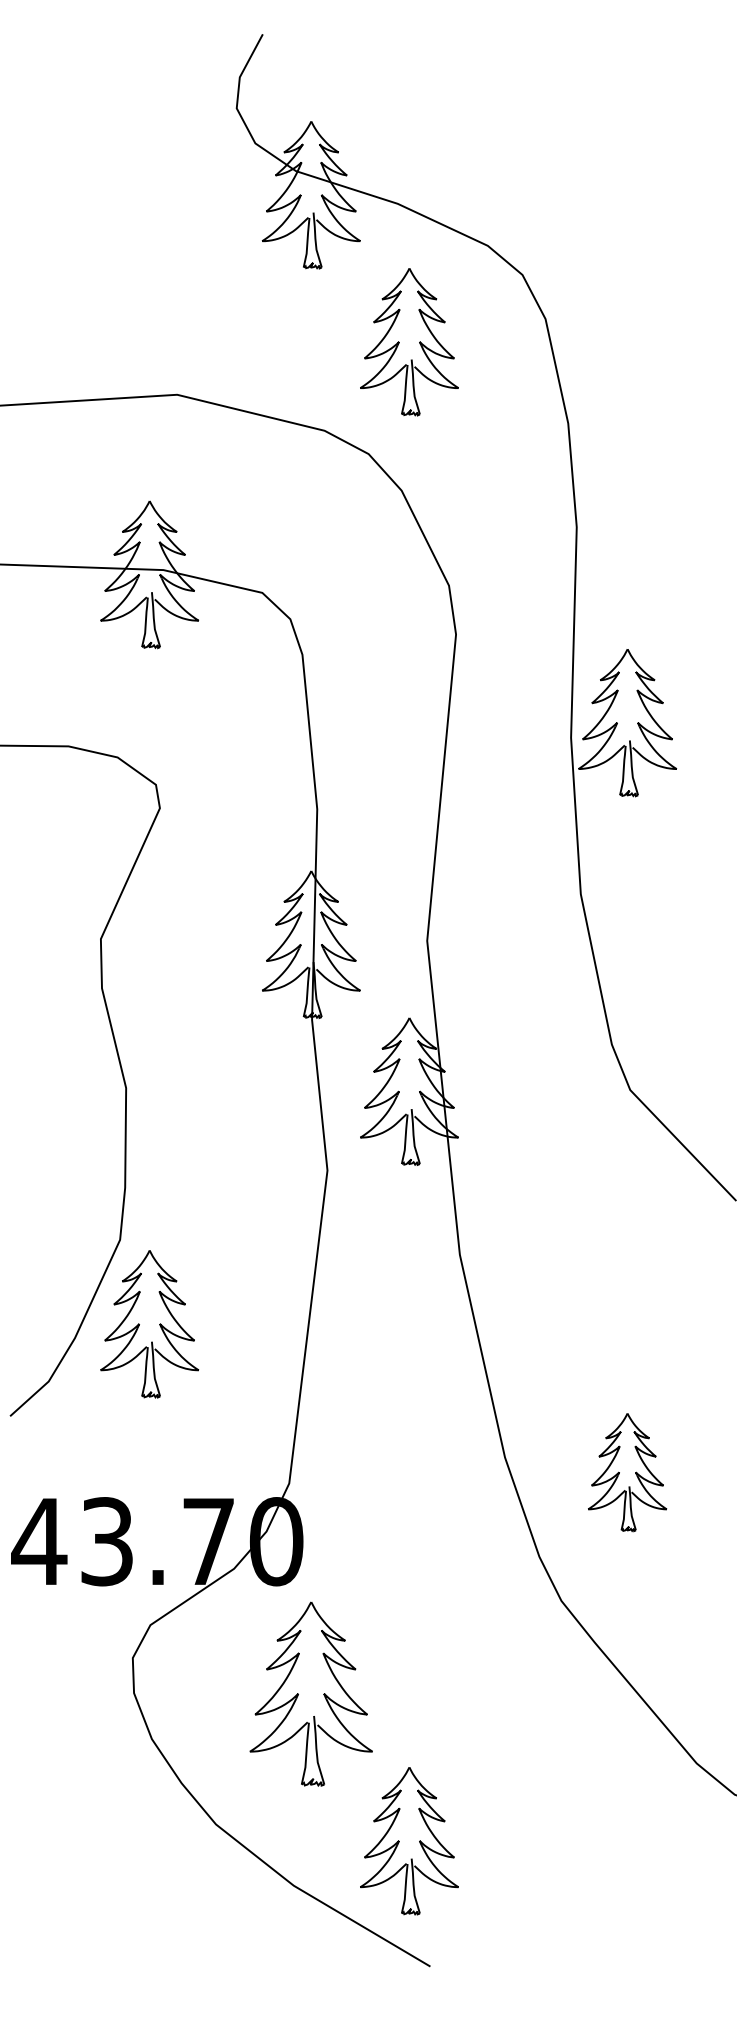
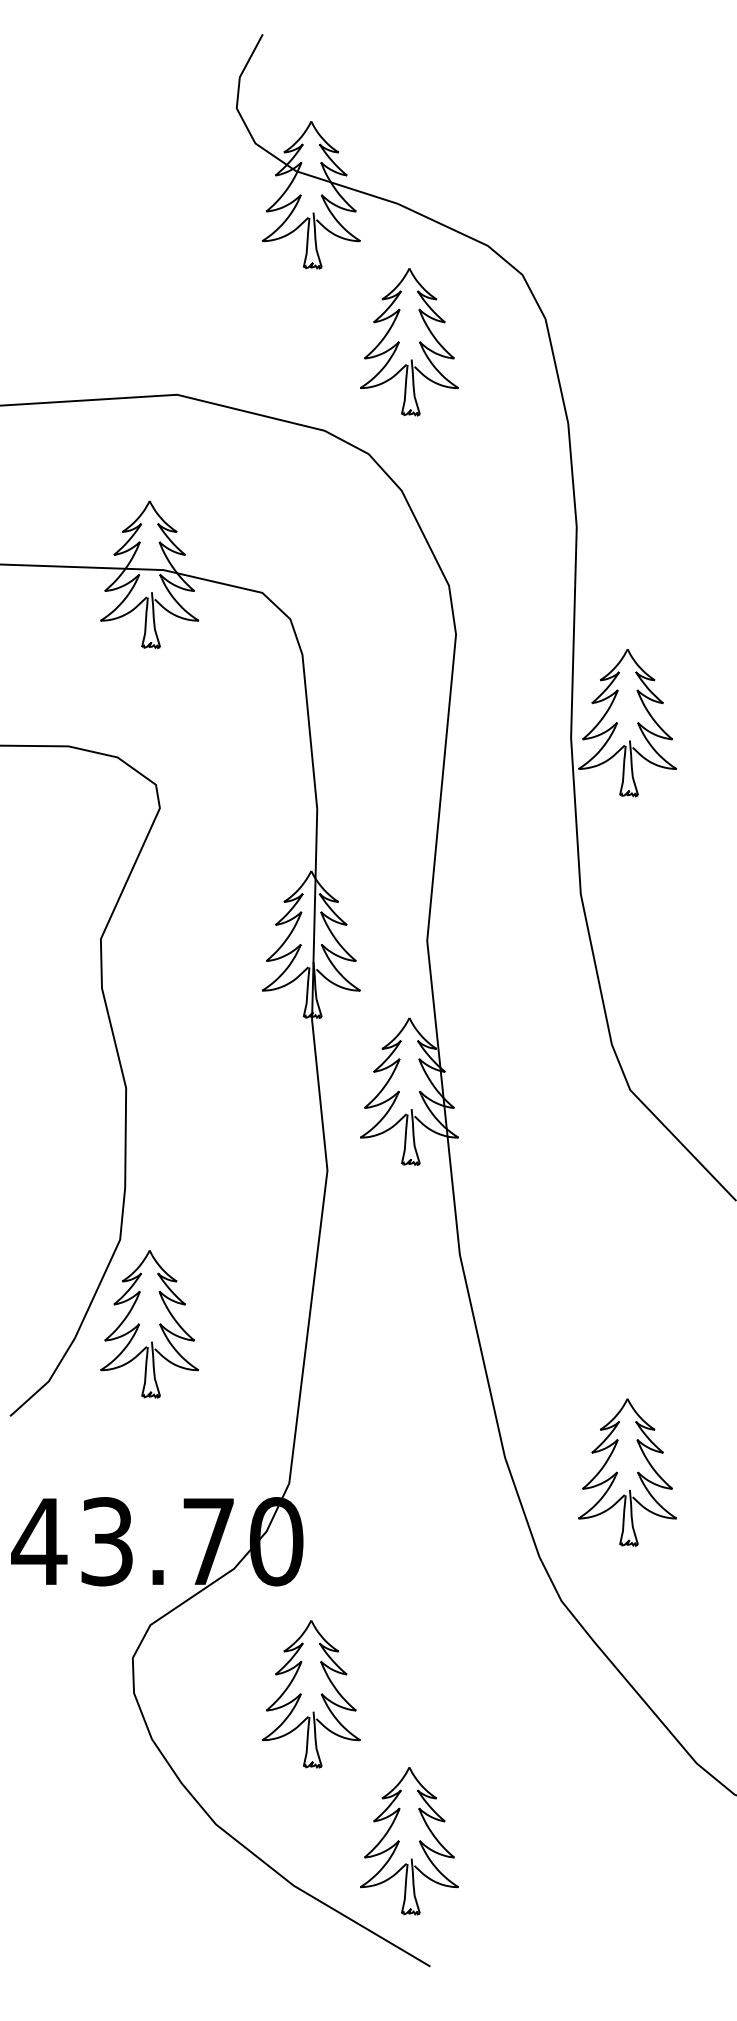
part size: 80x120 px -> 99x149 px (627, 1472)
part size: 124x186 px -> 99x149 px (311, 1694)
